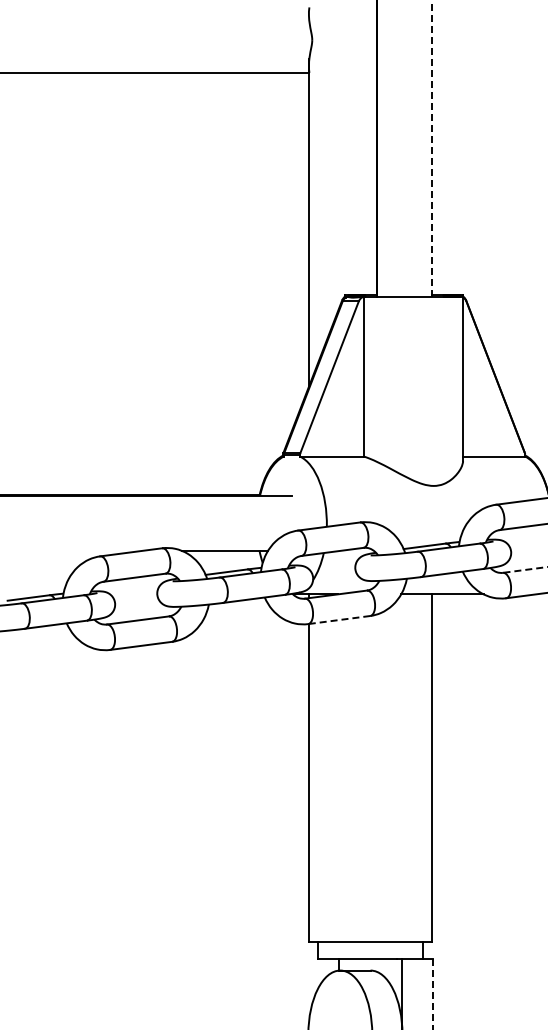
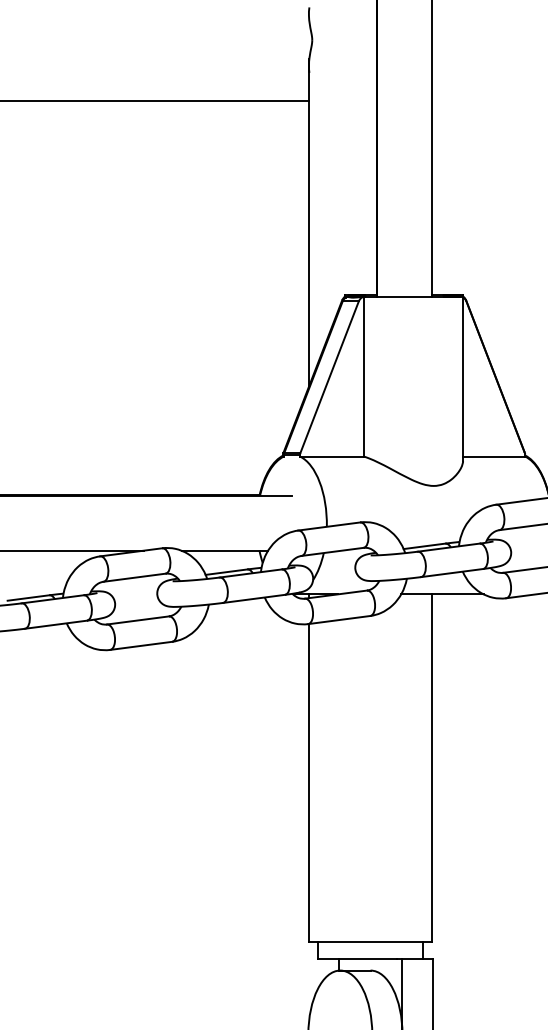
line position: (155, 73) -> (155, 101) (155, 101)
line: dashed -> solid (431, 148)
line: none -> present (72, 550)
line: dashed -> solid (524, 570)
line: dashed -> solid (338, 620)
line: dashed -> solid (432, 994)
